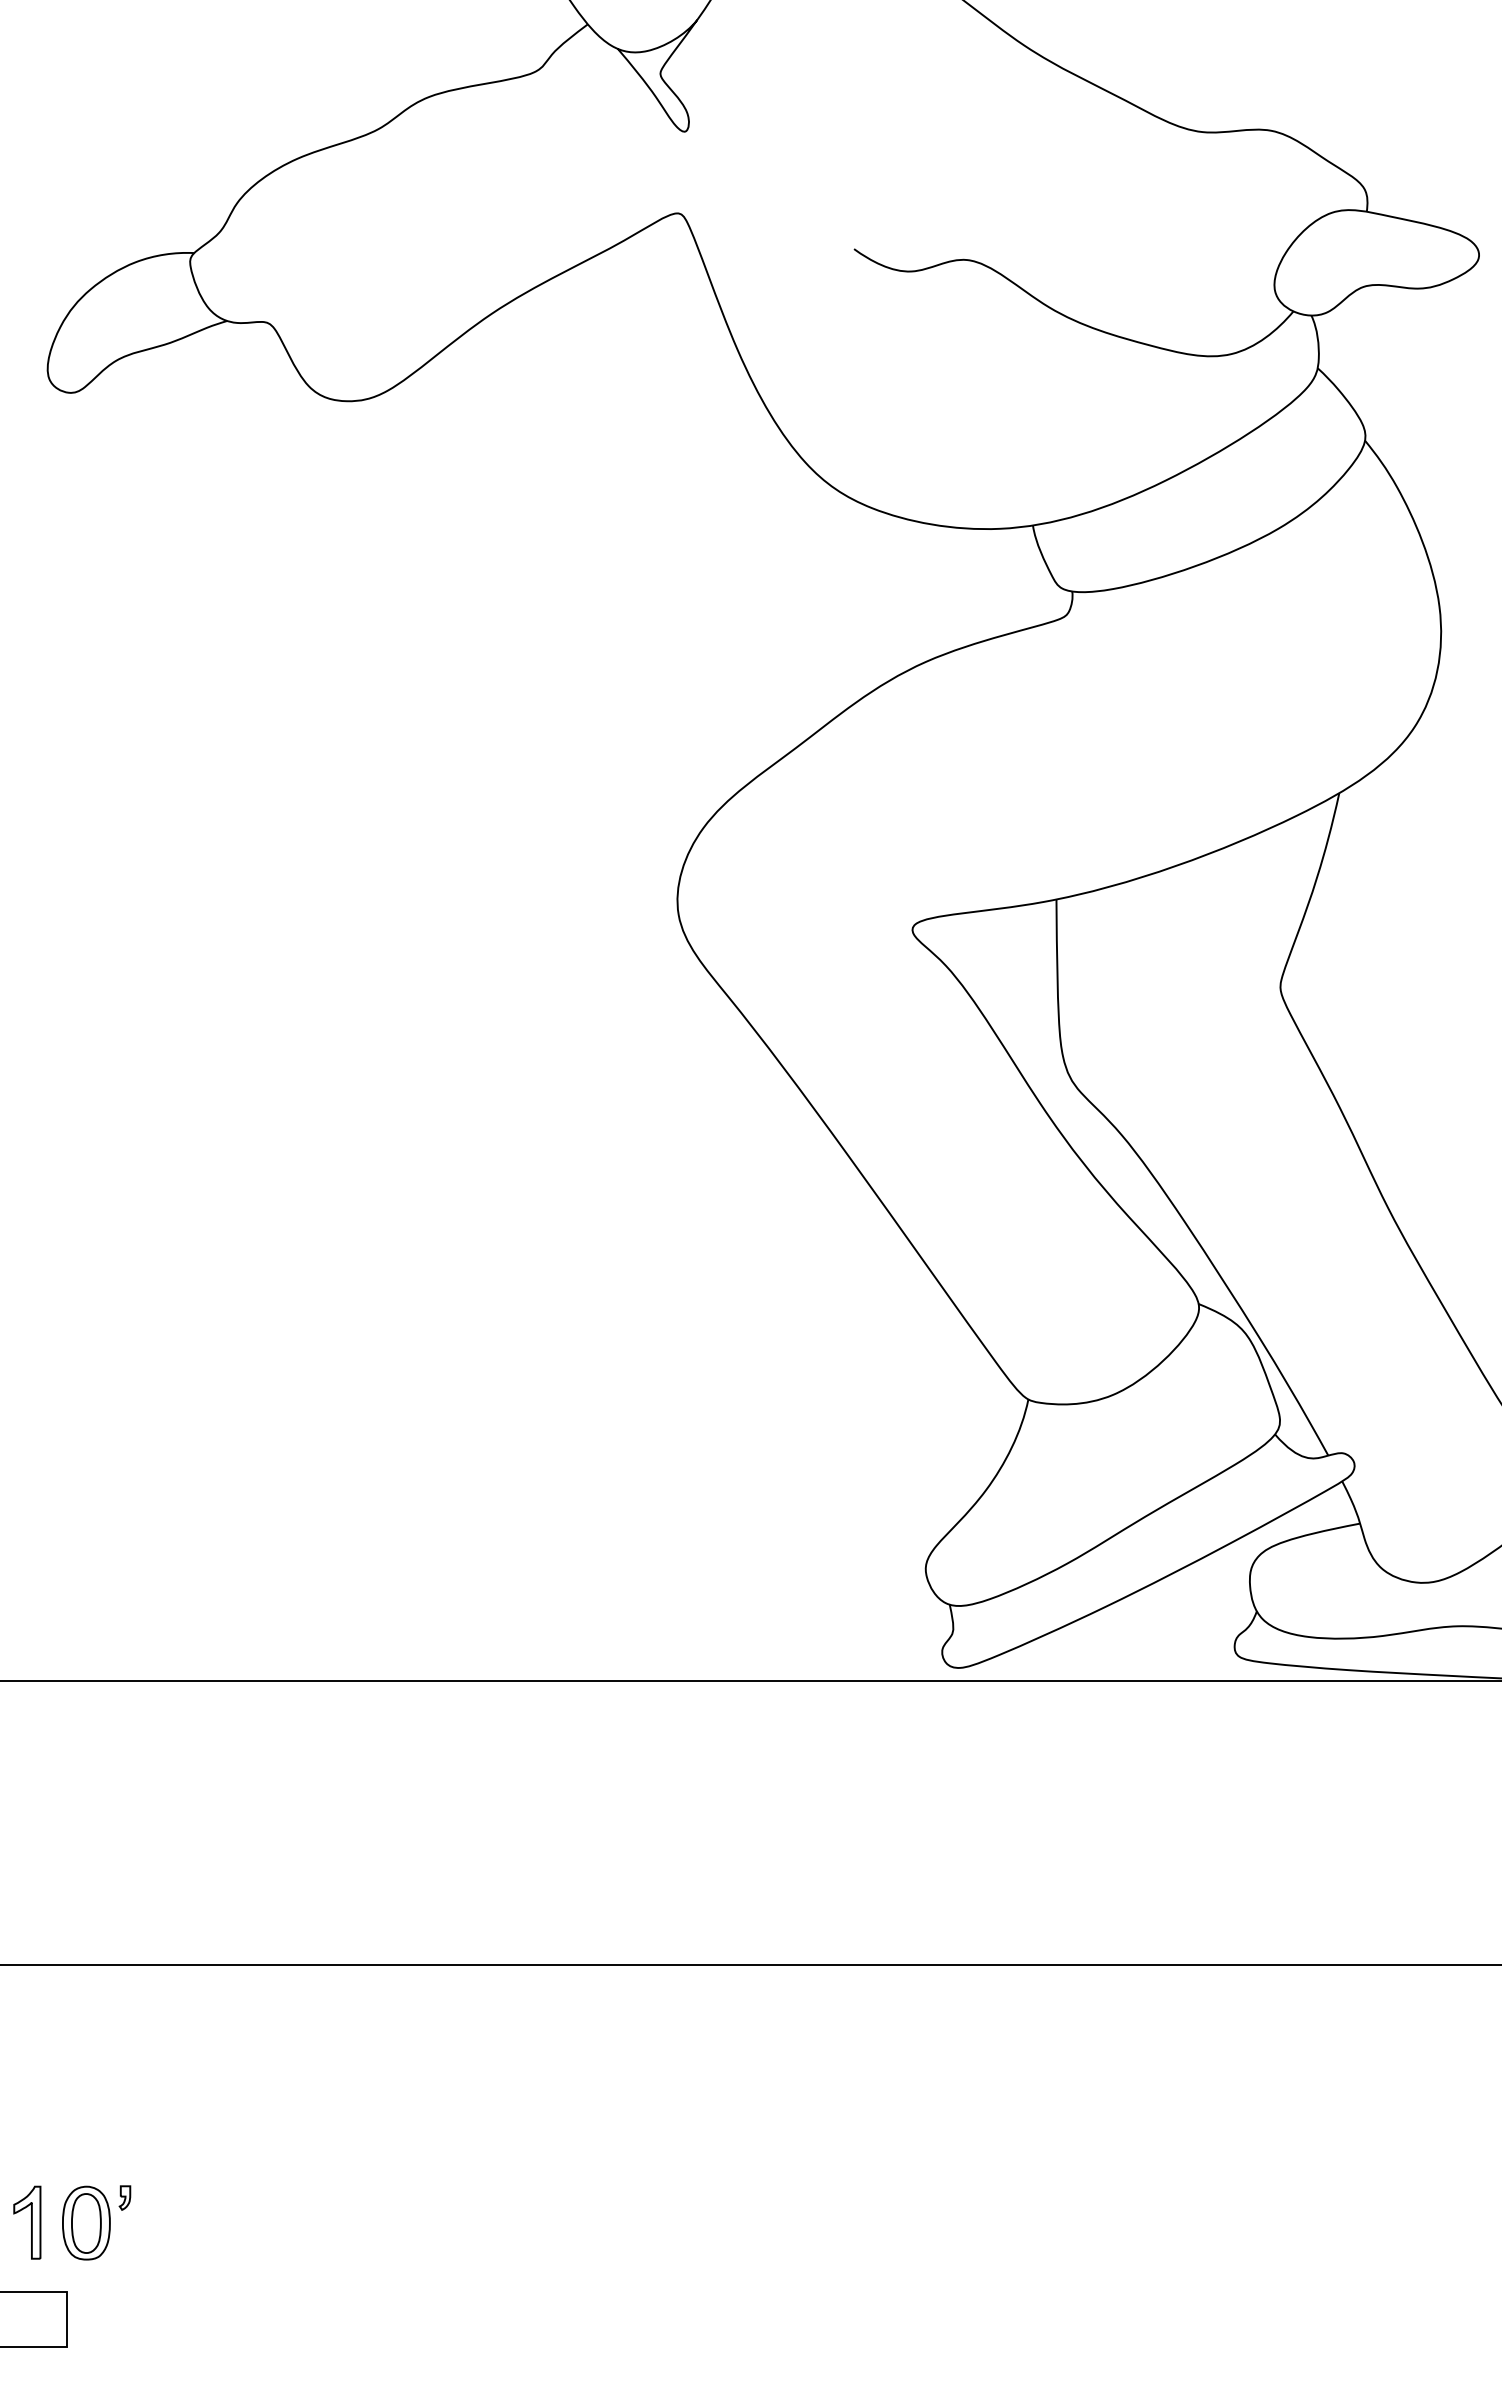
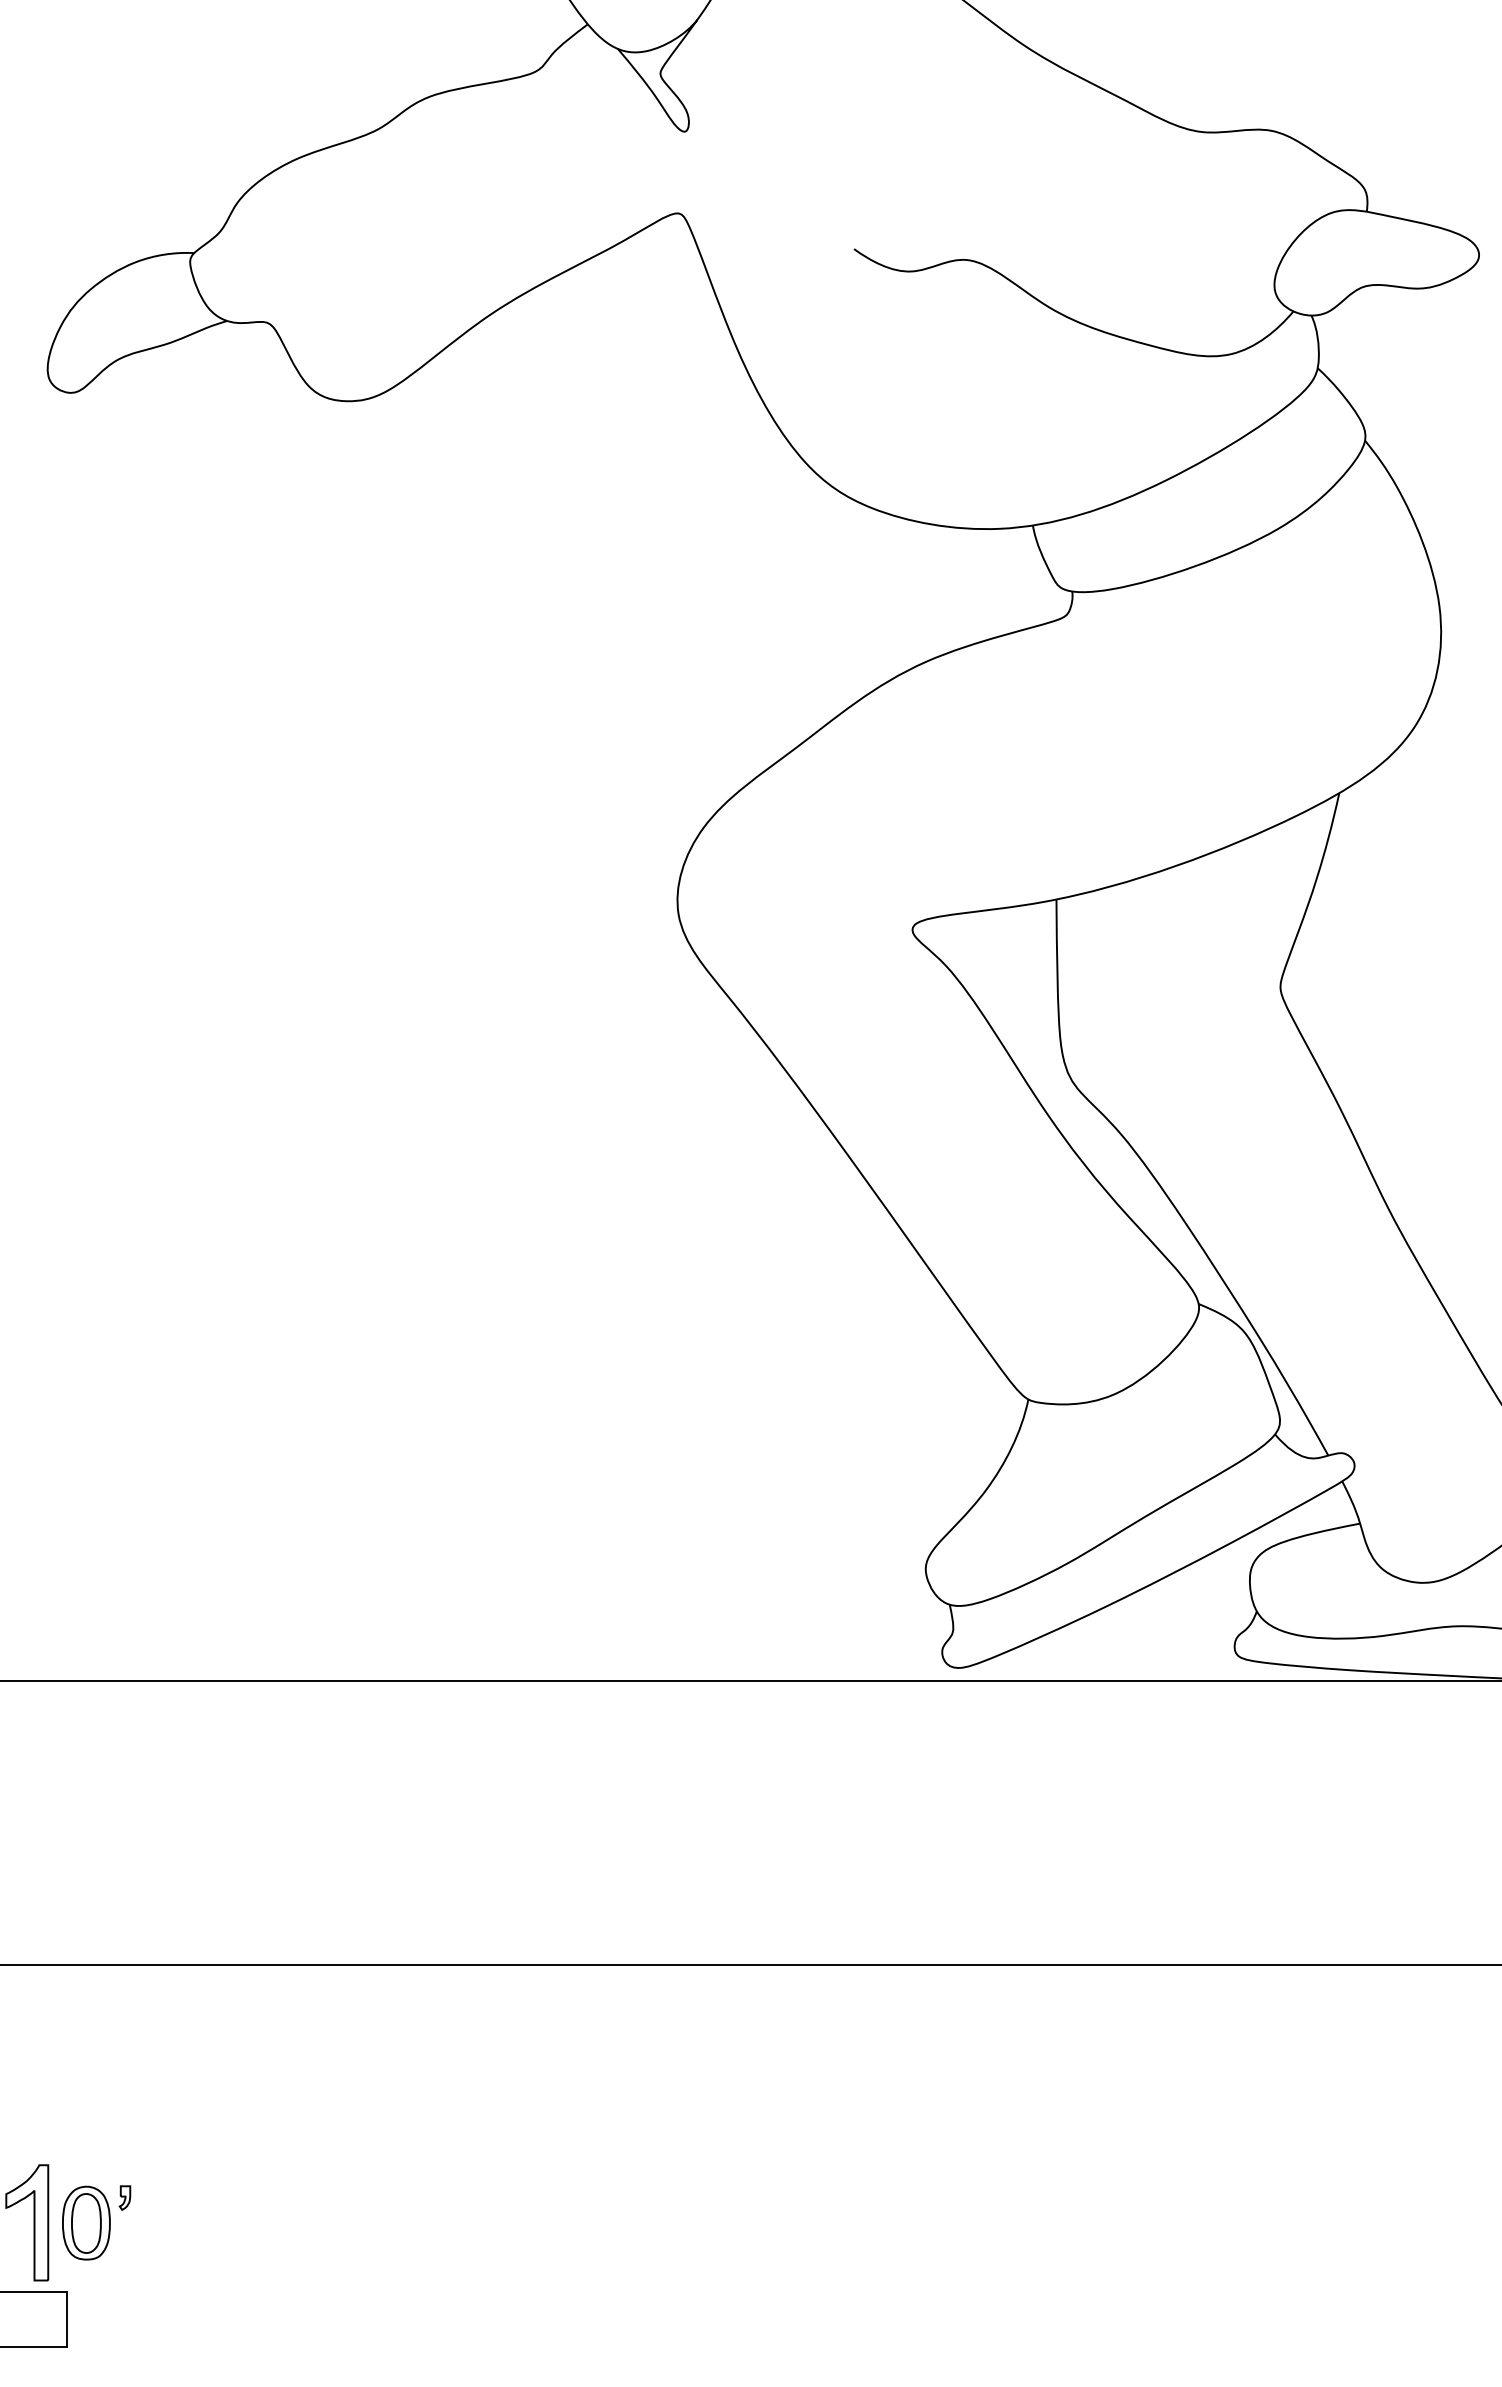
part size: 29x75 px -> 45x118 px (27, 2222)
